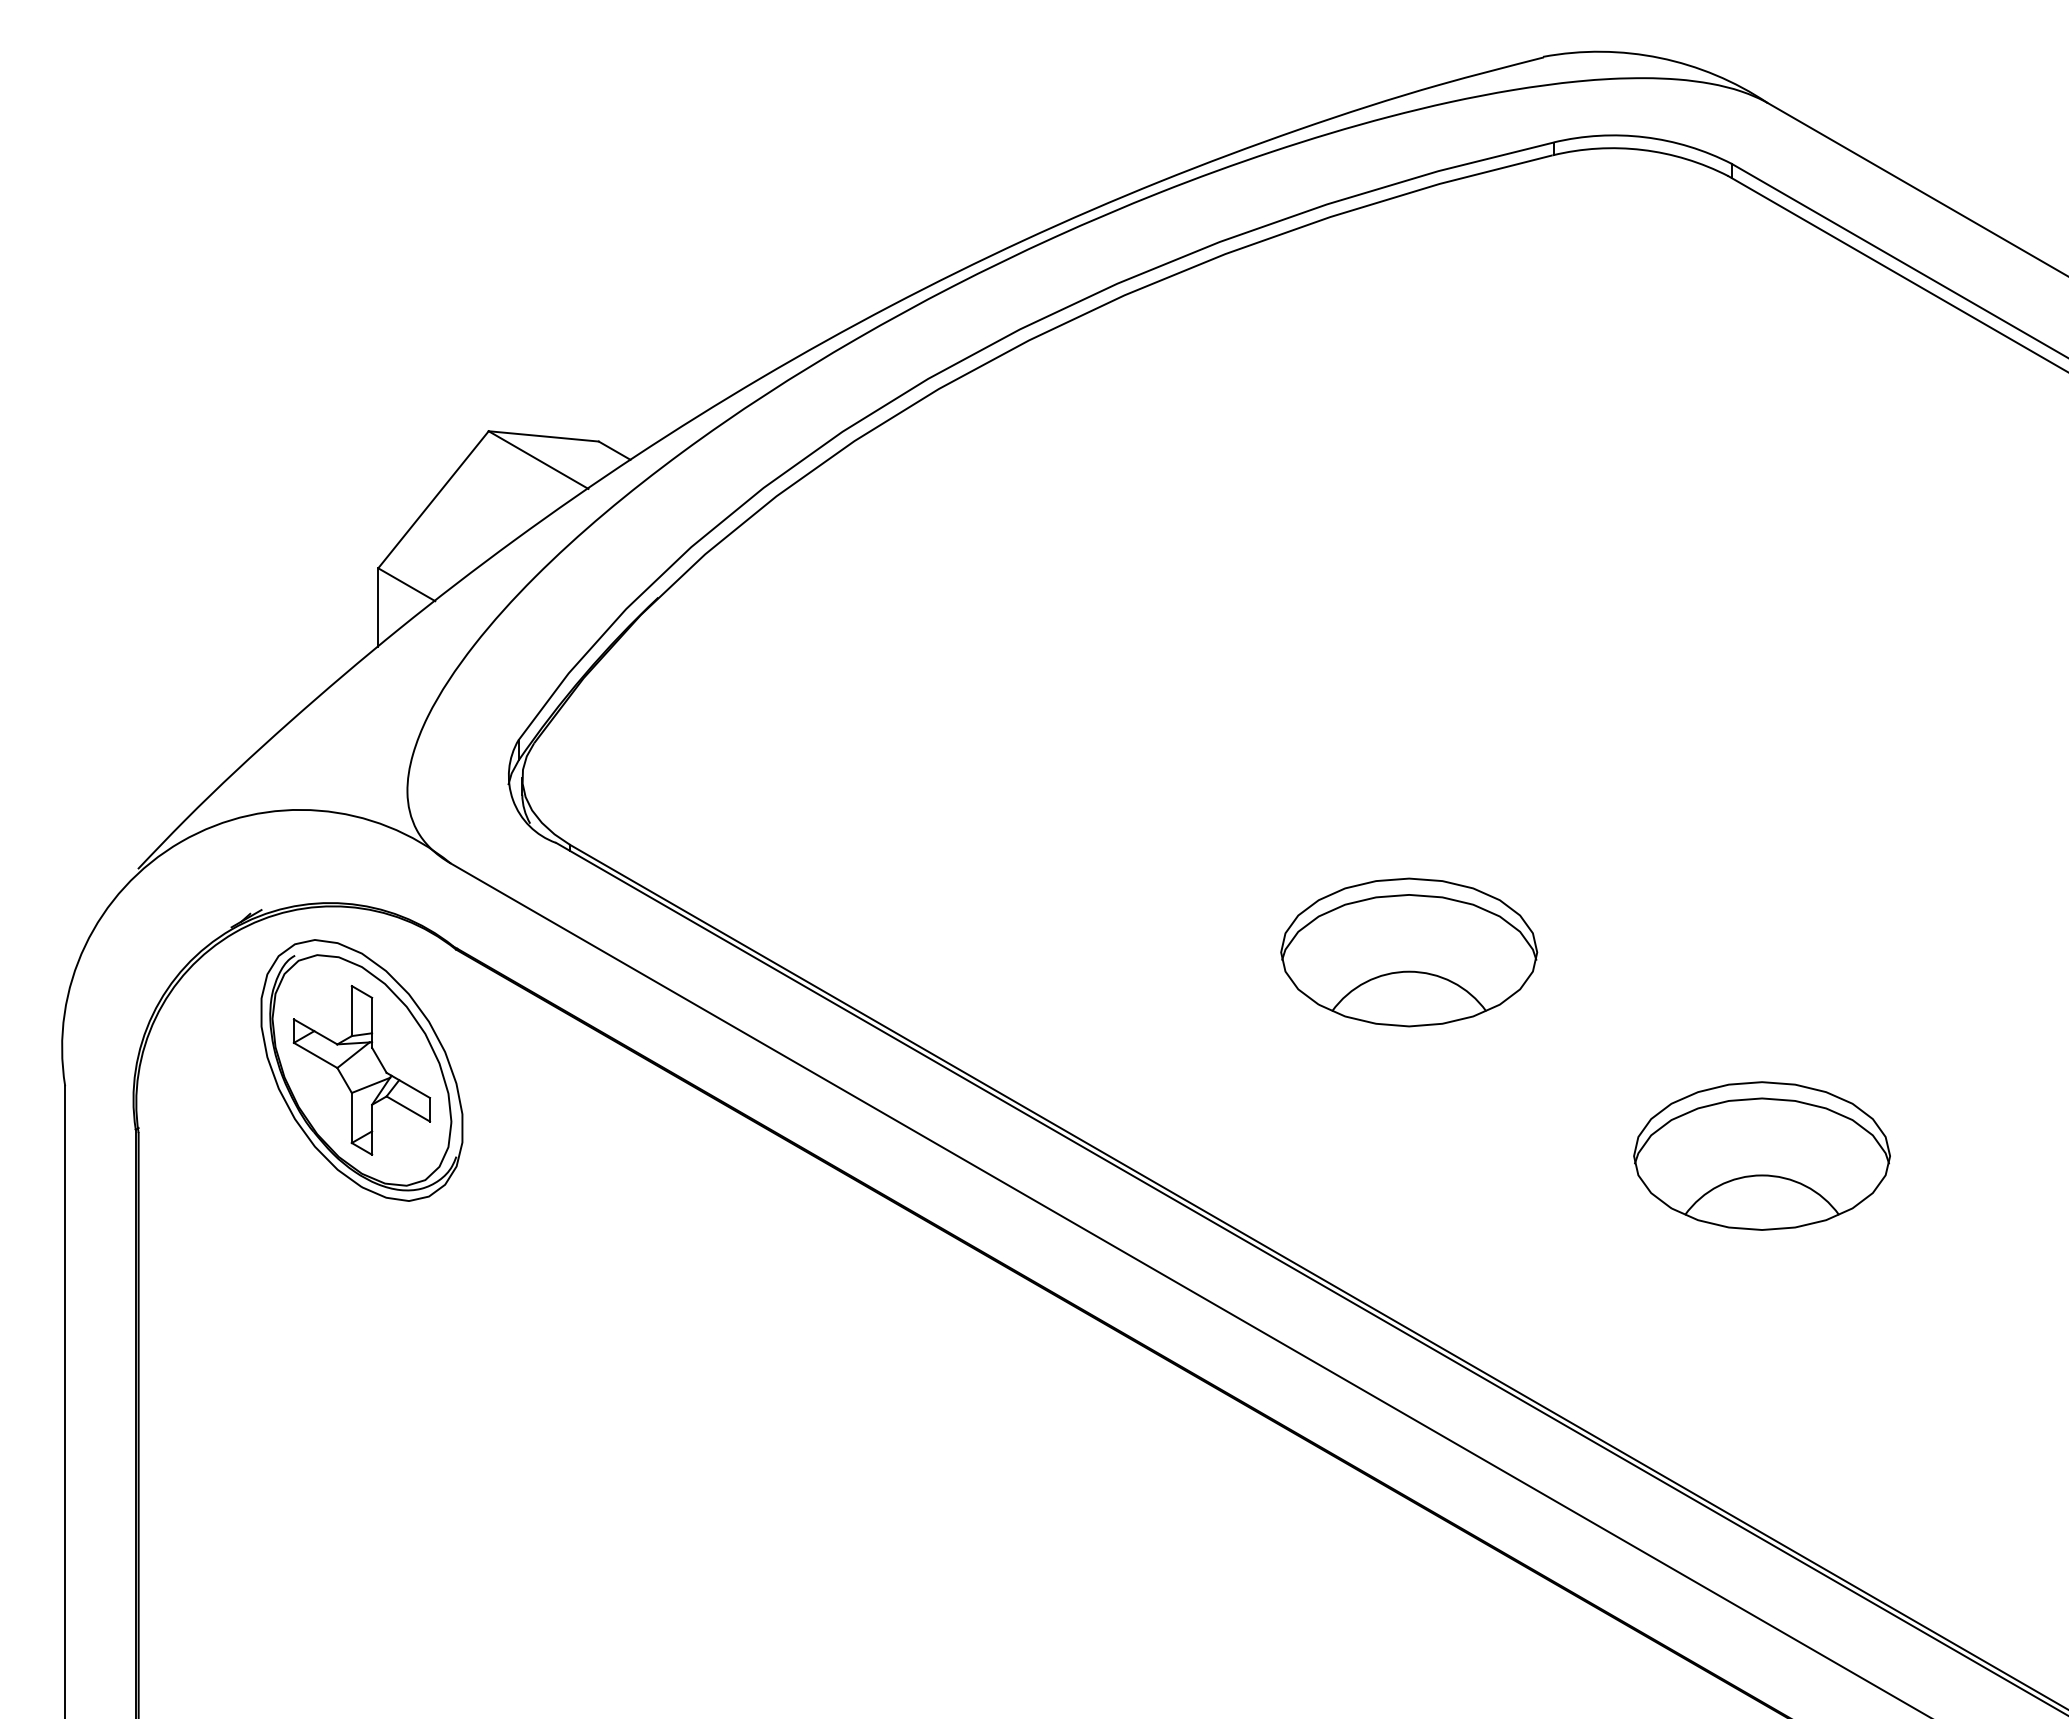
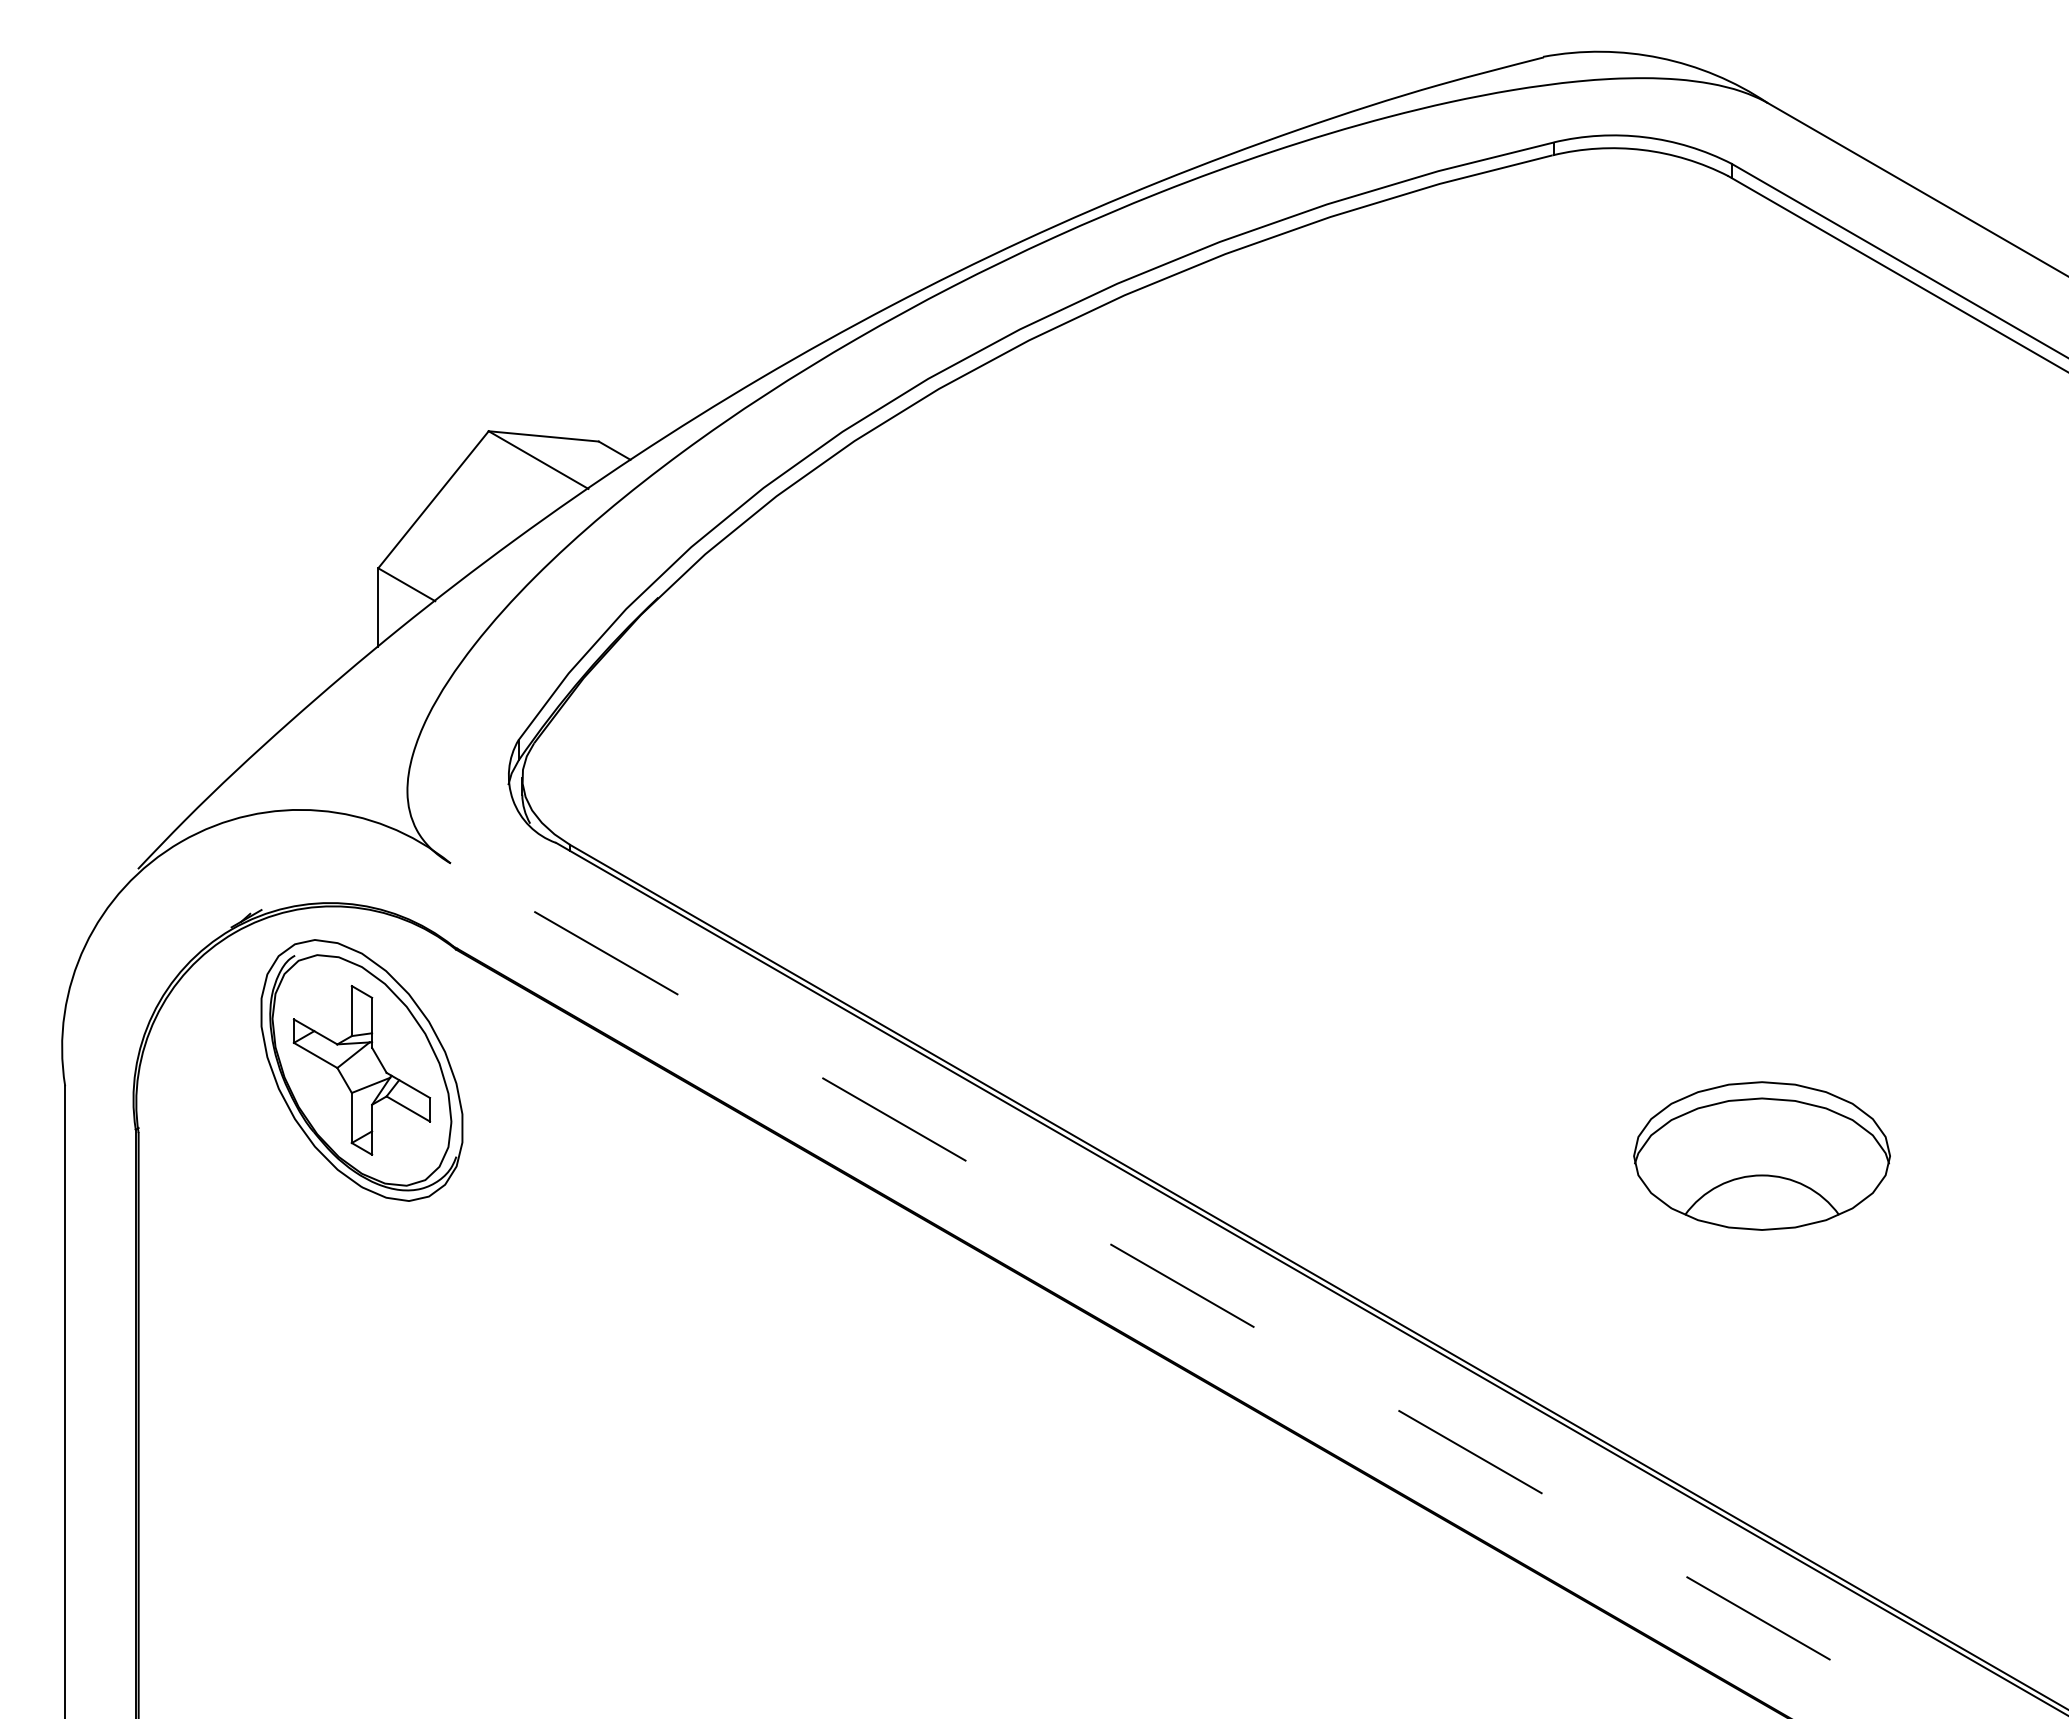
part: present -> none (1409, 952)
line: solid -> dashed (1191, 1290)
